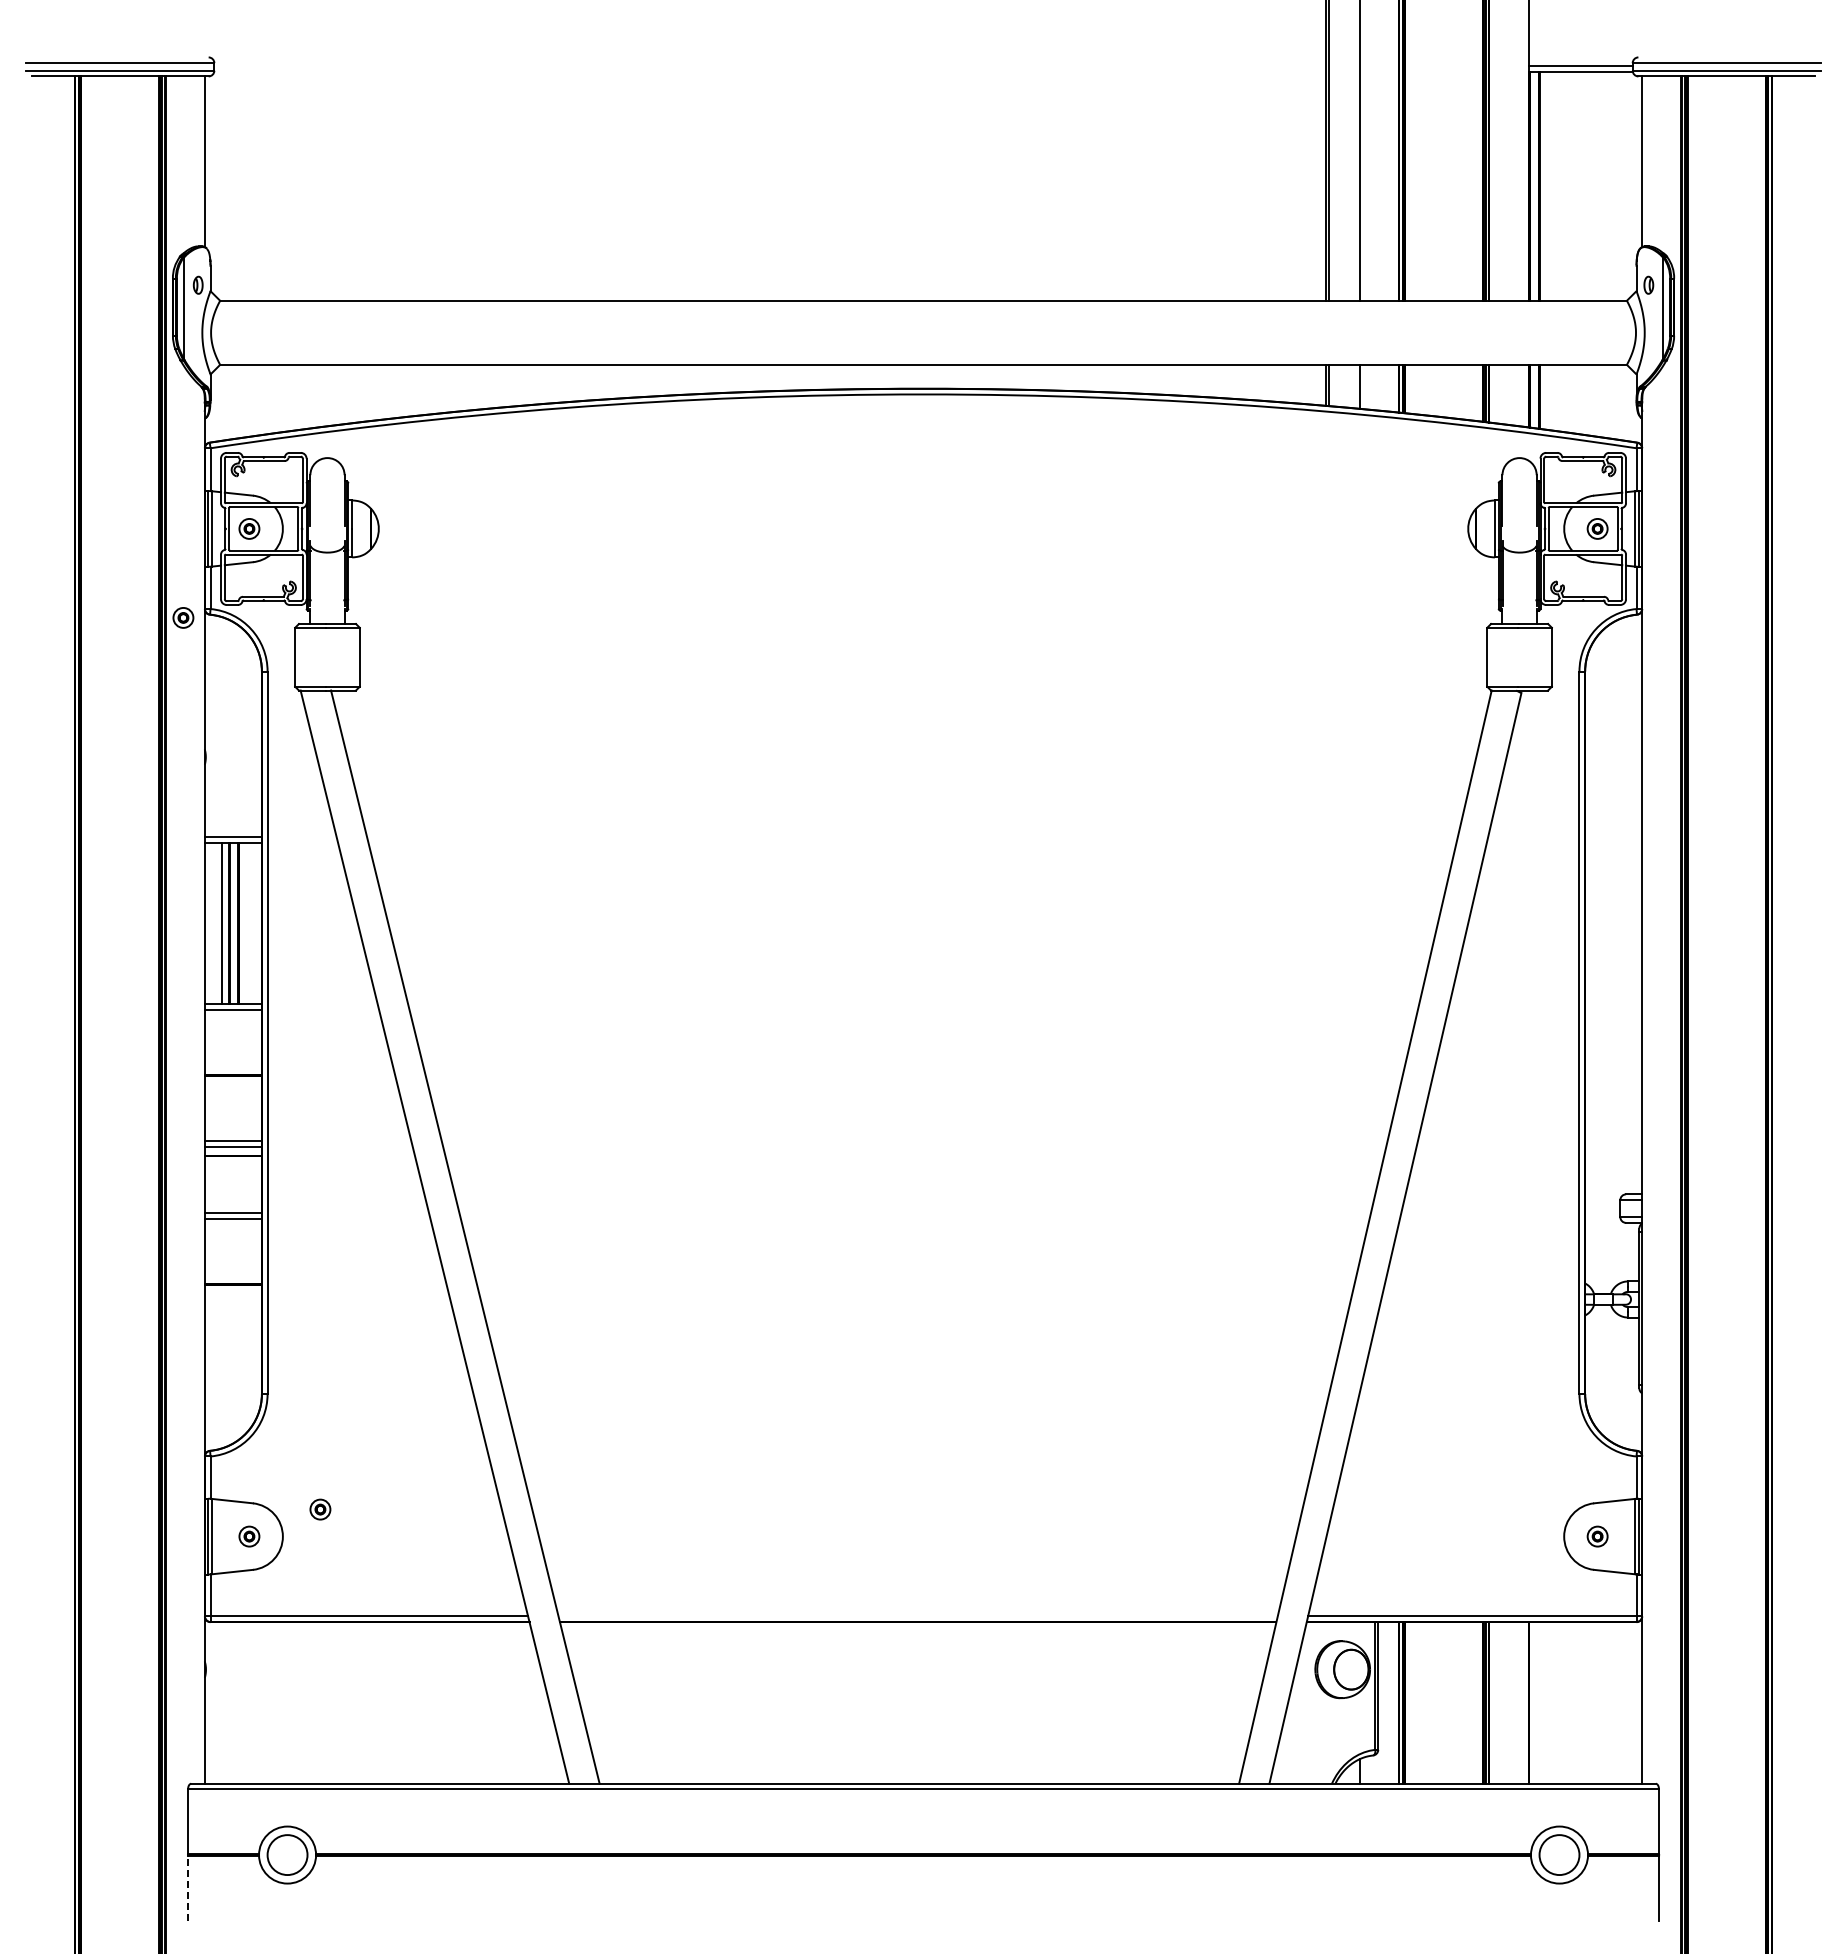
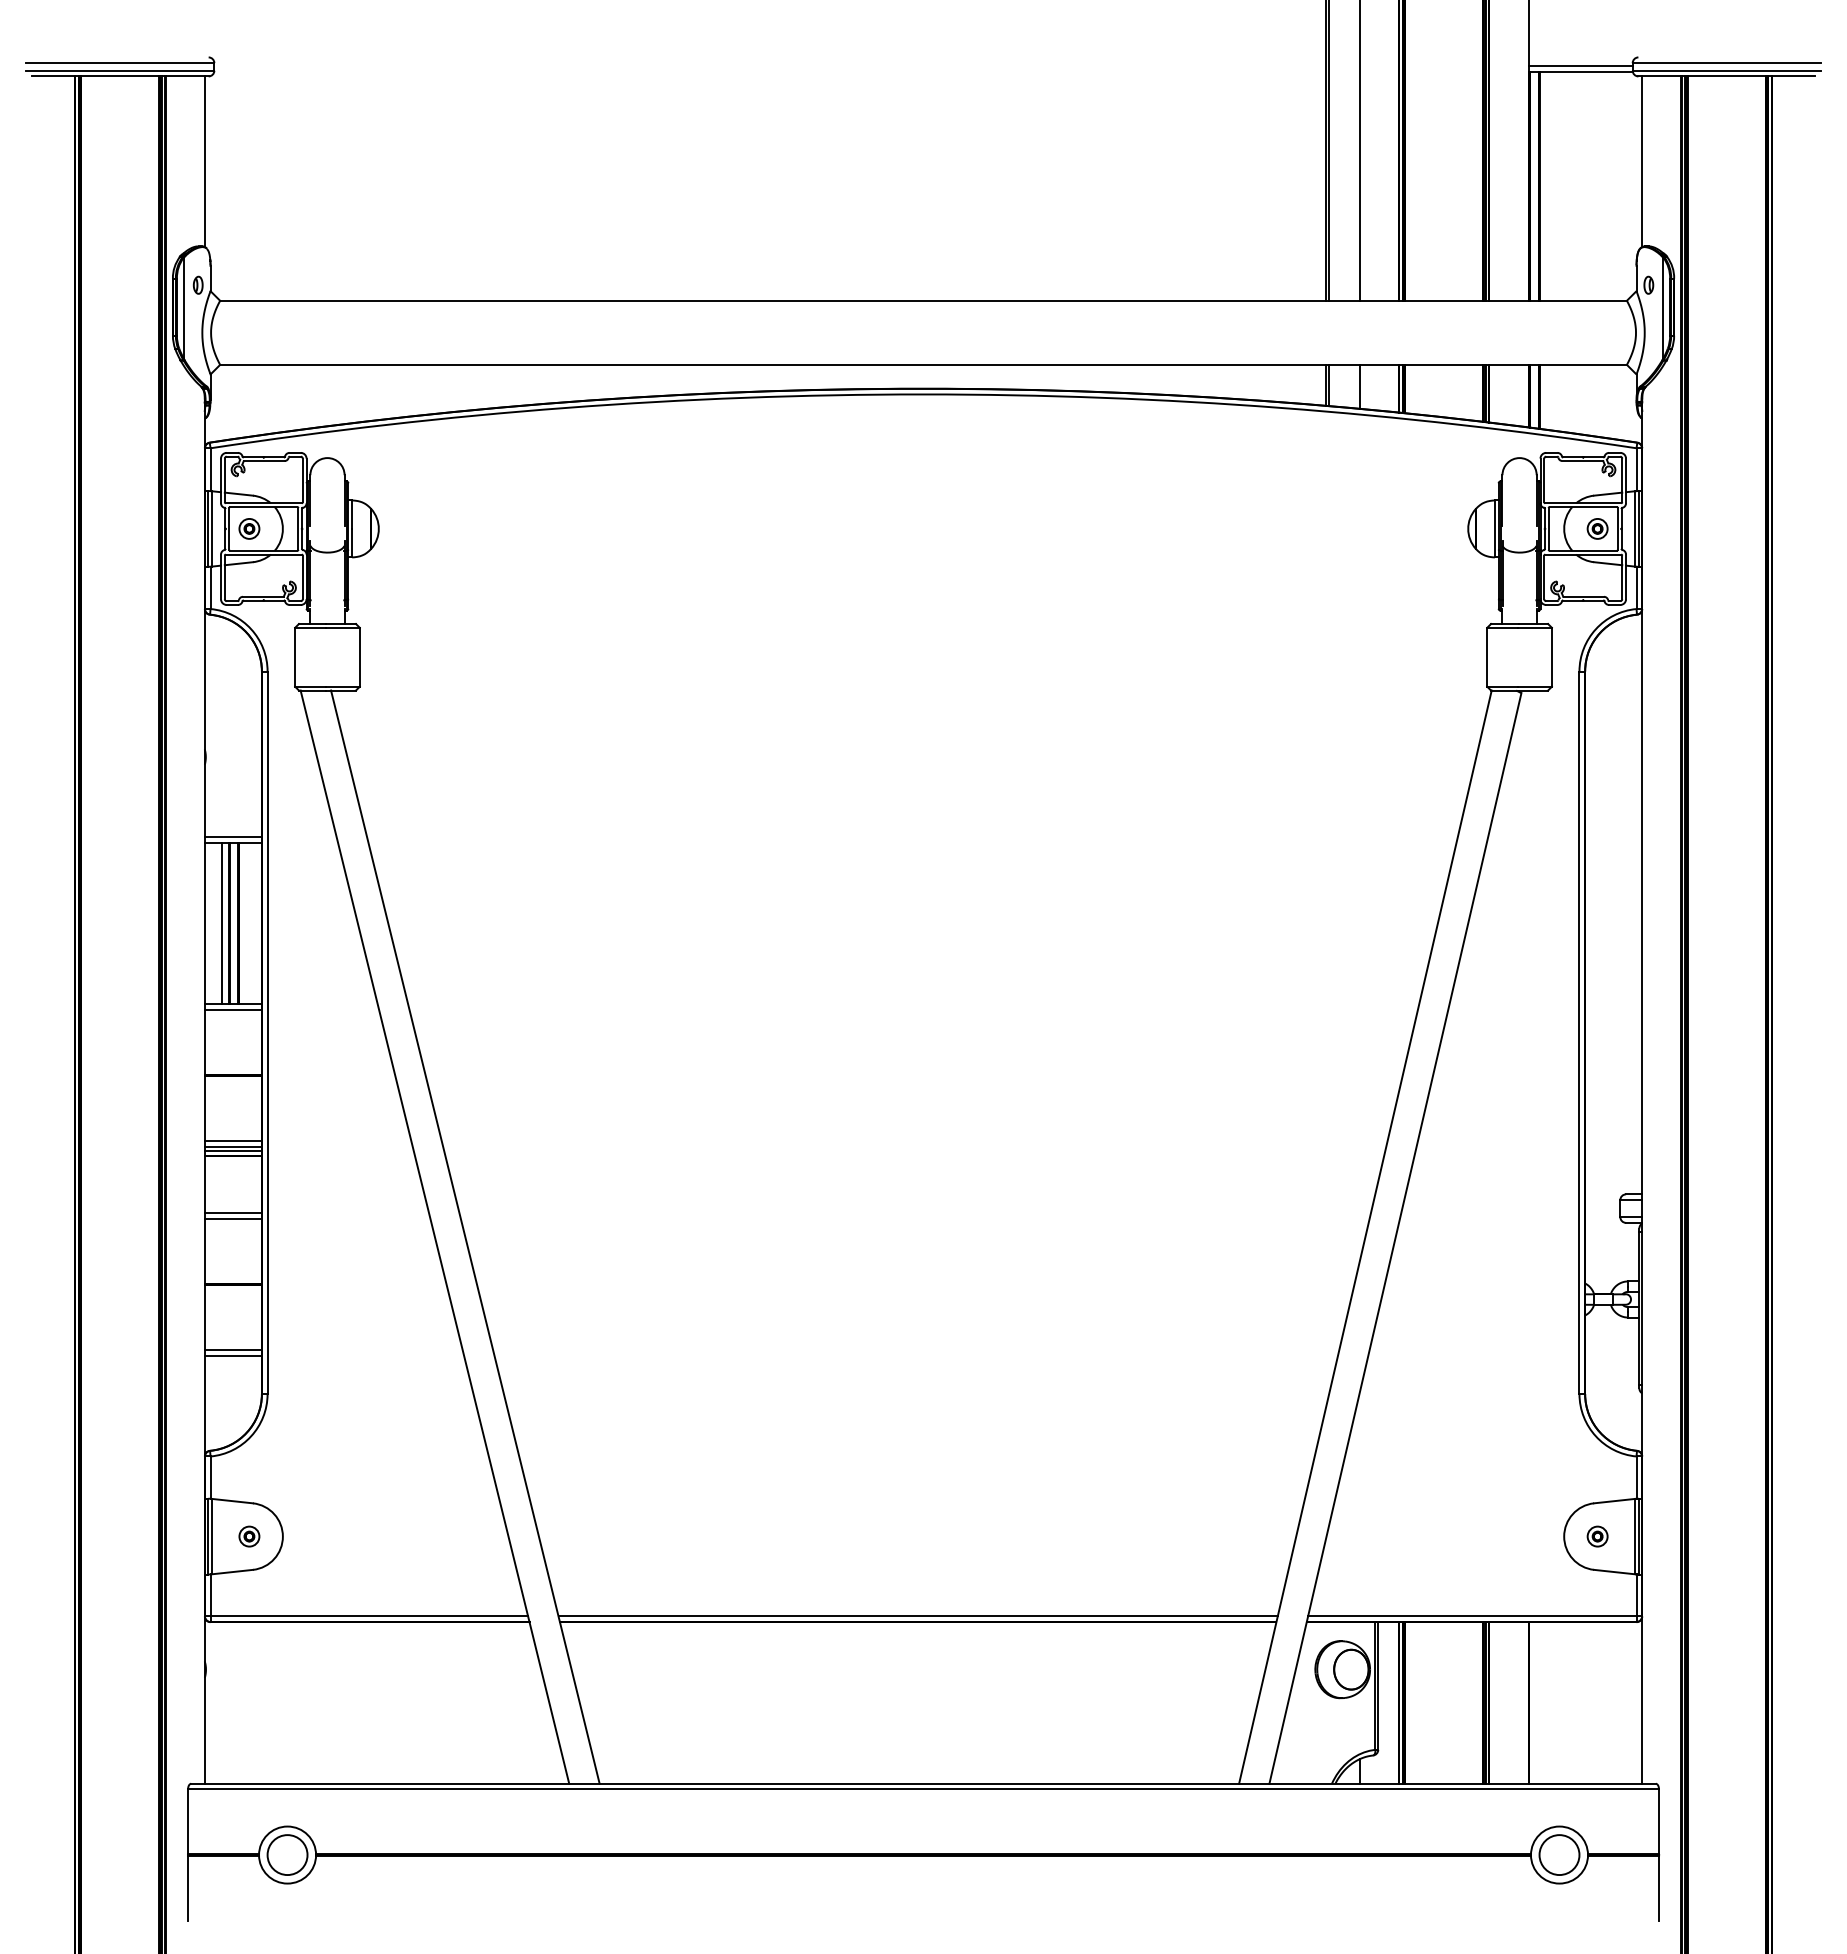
part: present -> none (183, 617)
line: none -> present (232, 1150)
line: none -> present (232, 1350)
line: none -> present (232, 1355)
part: present -> none (320, 1509)
line: none -> present (917, 1616)
line: dashed -> solid (188, 1888)
